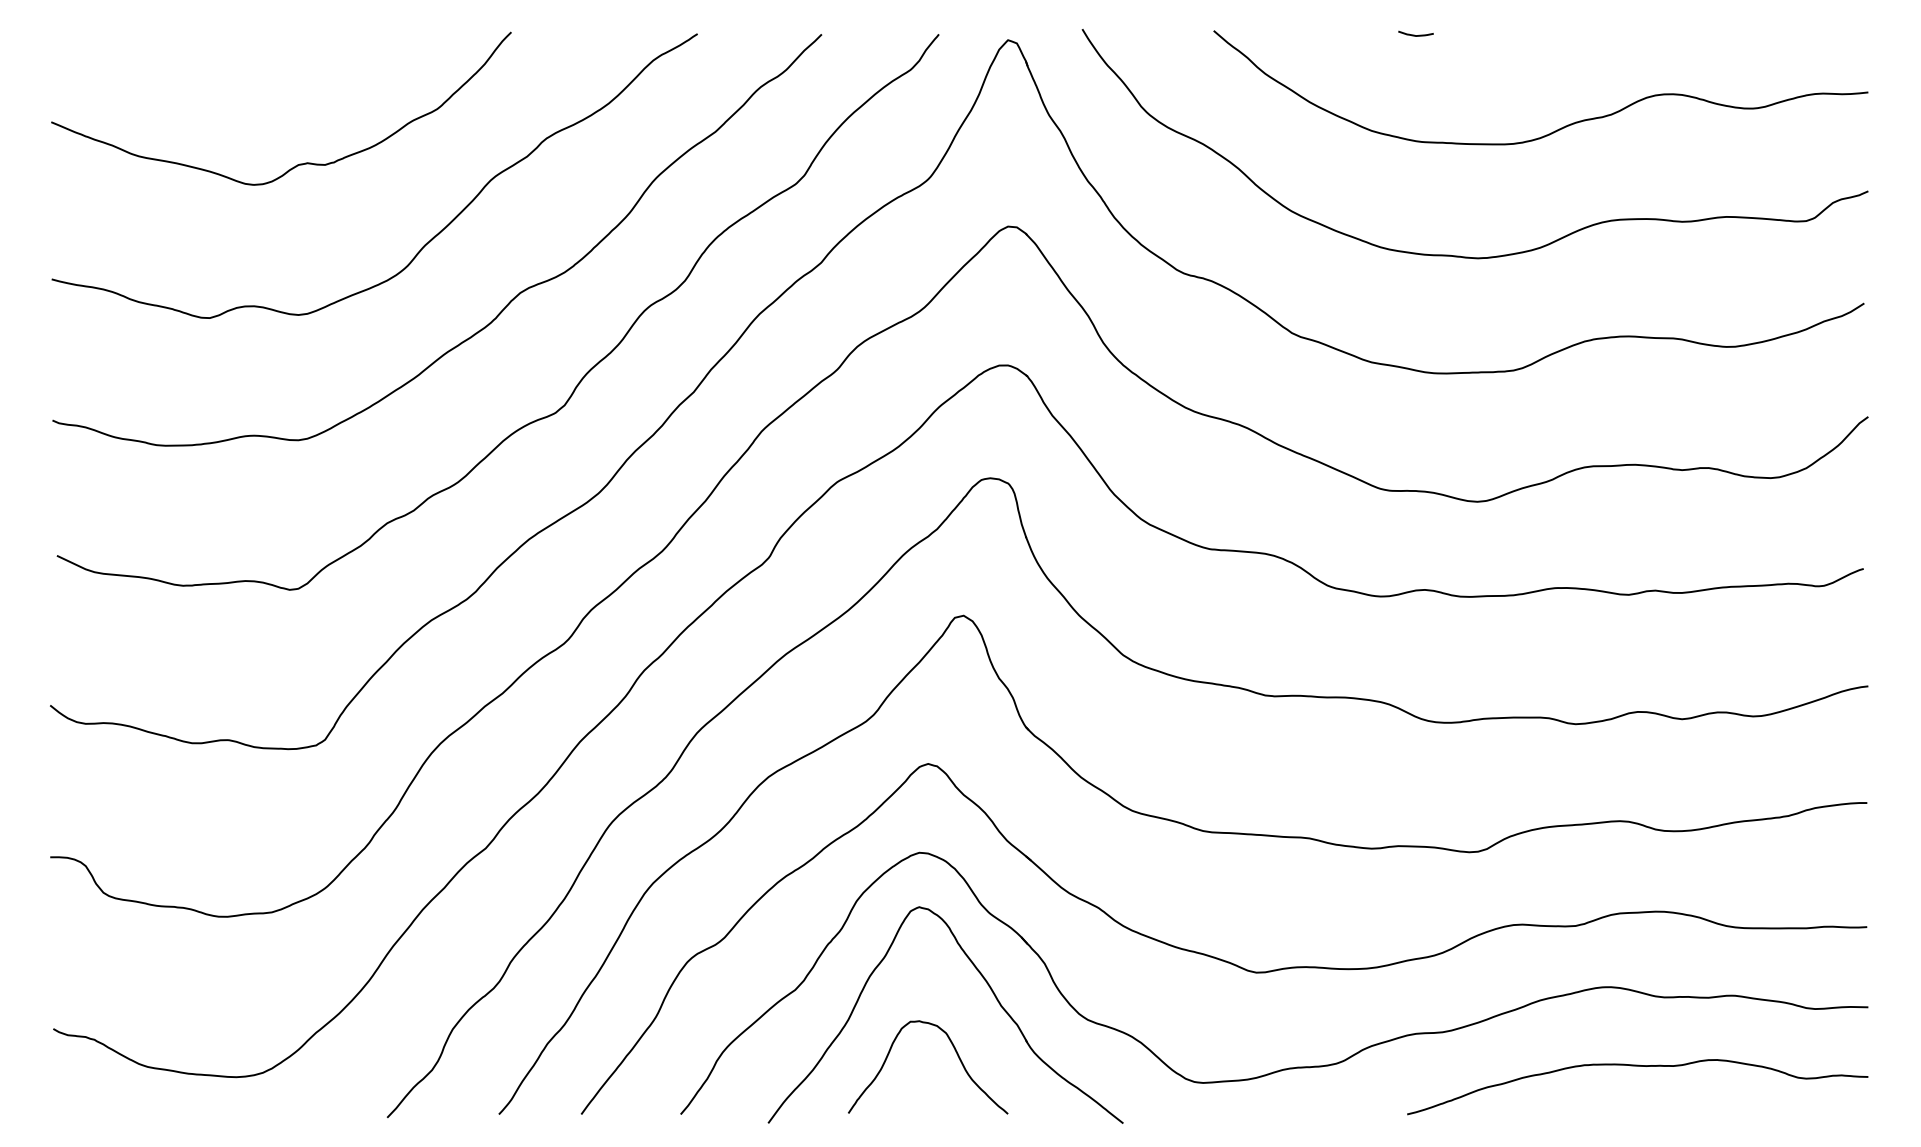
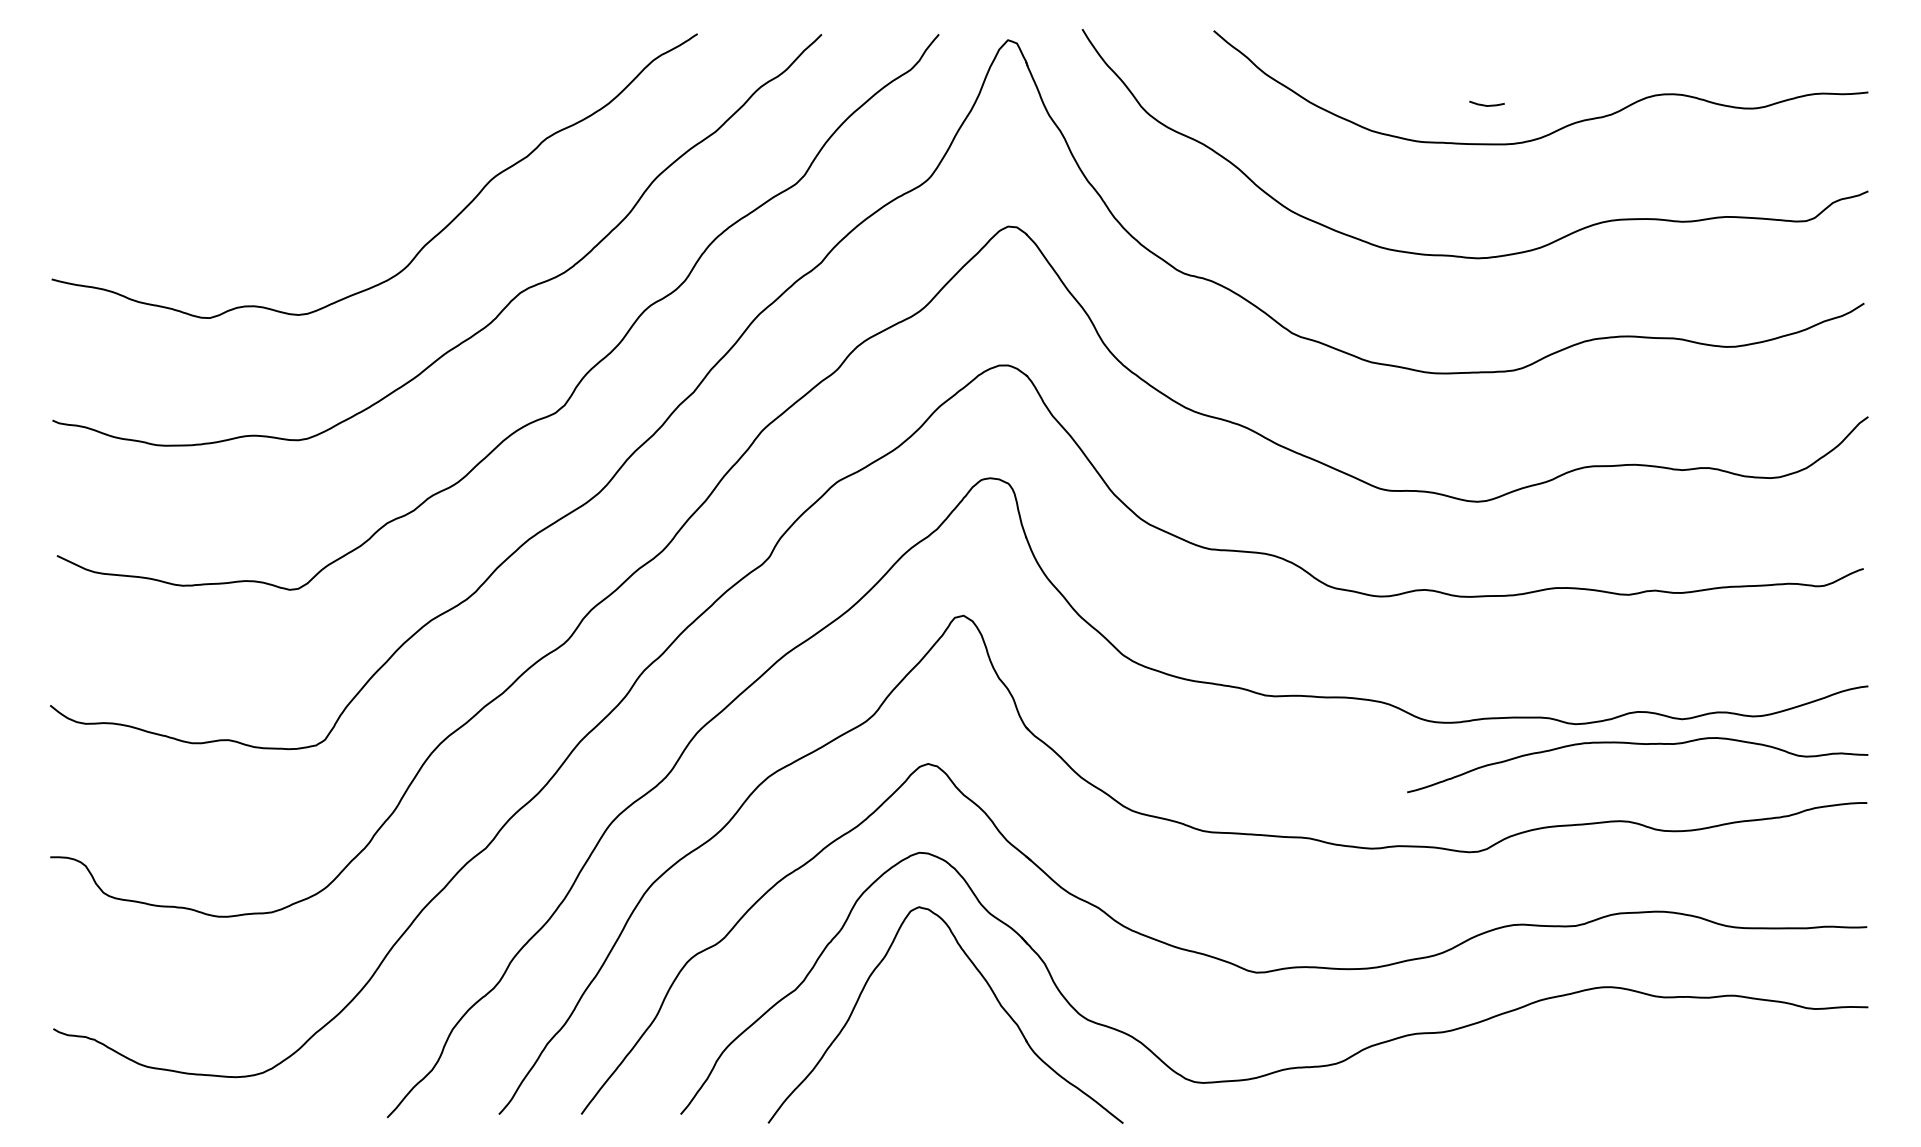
curve position: (1414, 34) -> (1485, 104) (1485, 104)
curve: present -> none (299, 163)
curve: present -> none (956, 1054)
curve position: (1637, 1066) -> (1637, 744) (1637, 744)
